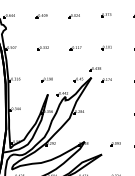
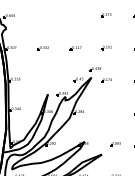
part: present -> none (41, 16)
part: present -> none (73, 16)
part: present -> none (46, 79)
